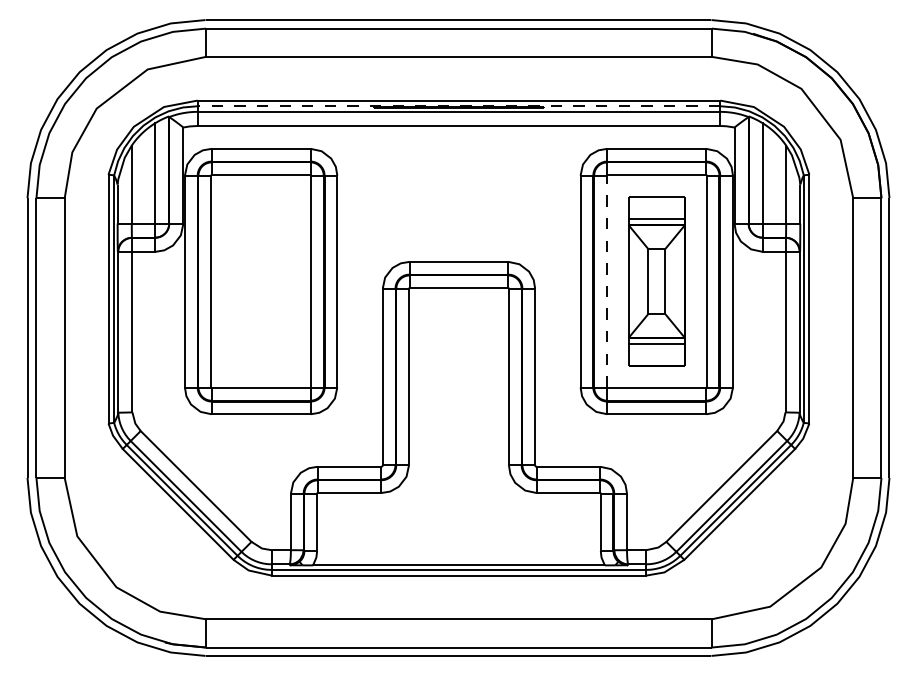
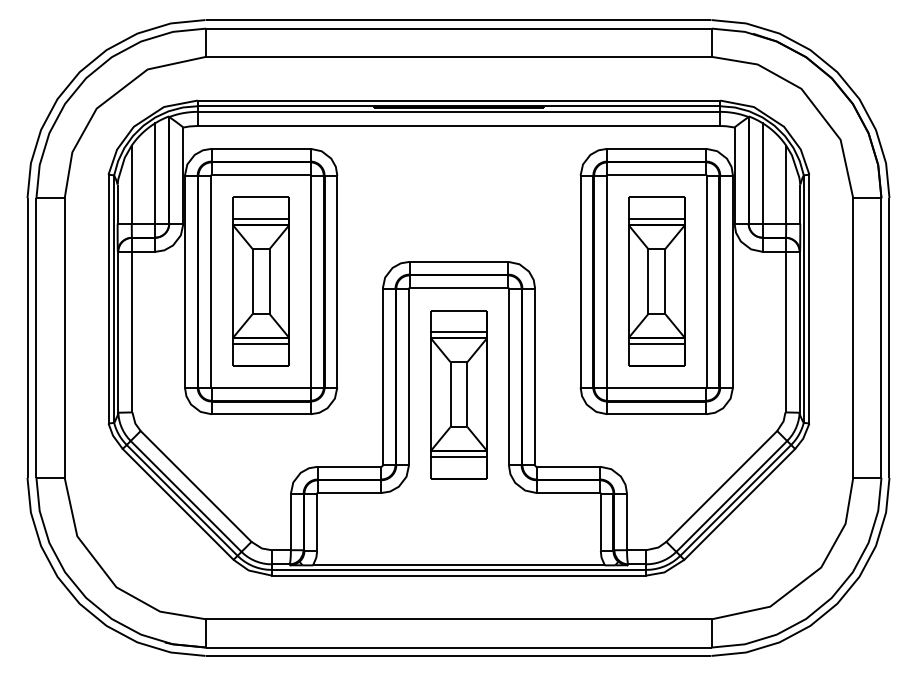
line: dashed -> solid (458, 106)
part: none -> present (260, 281)
line: dashed -> solid (606, 281)
part: none -> present (458, 394)
